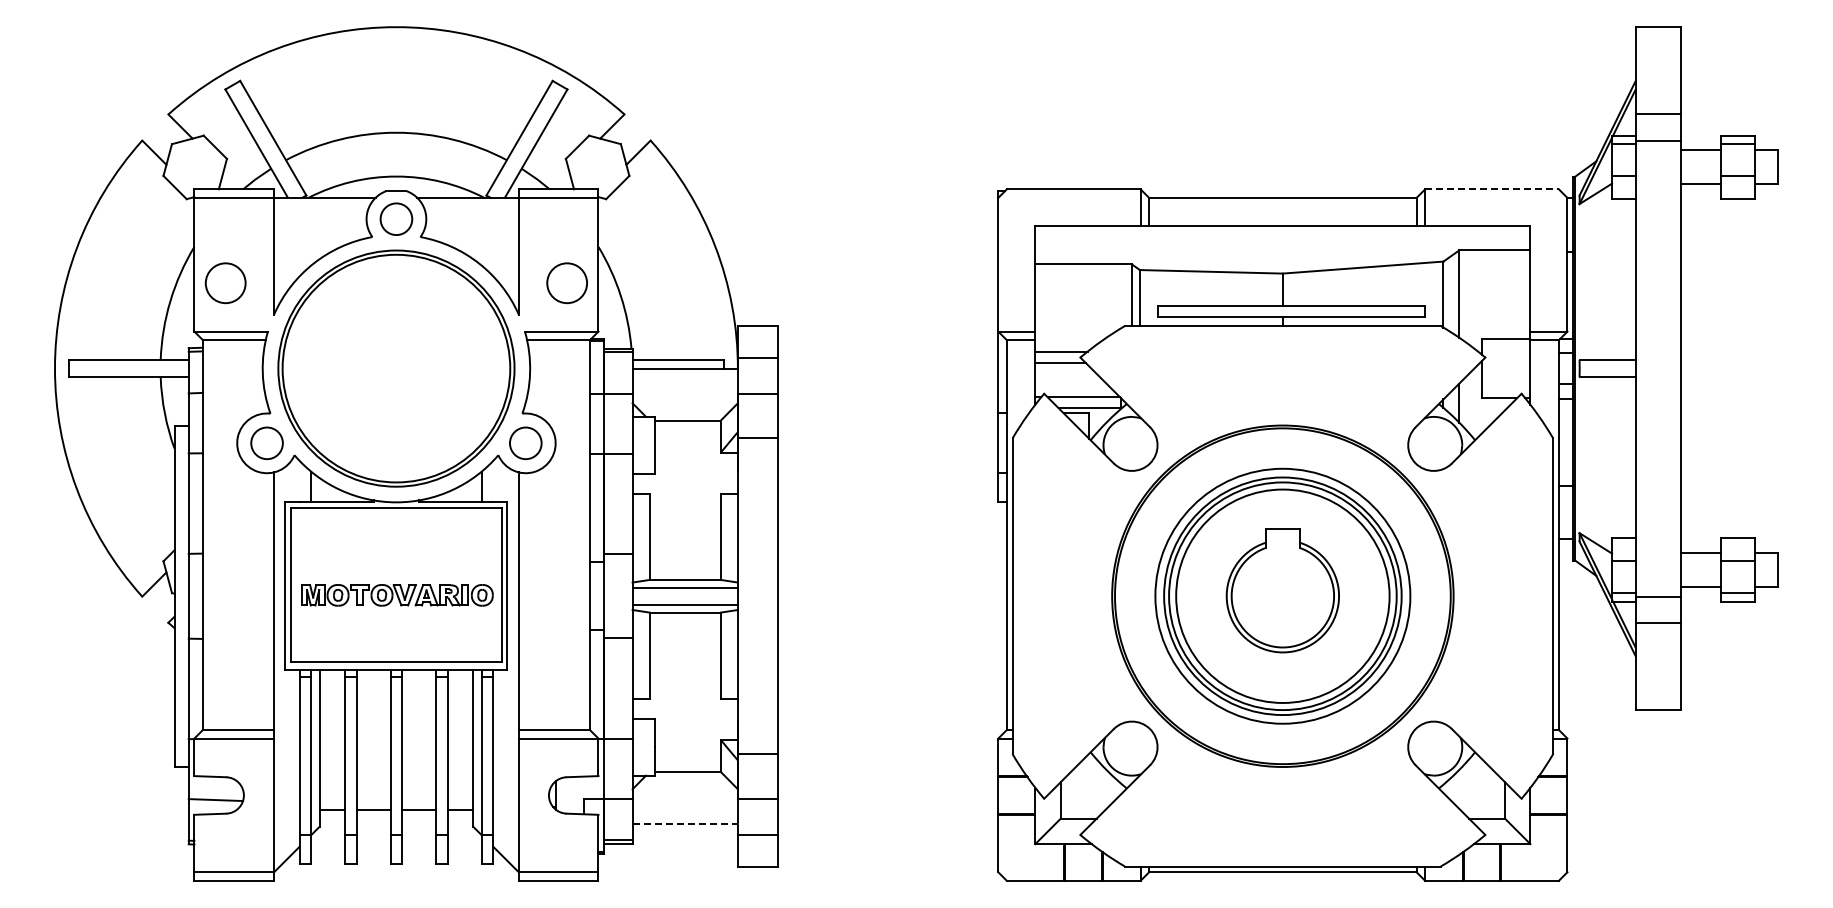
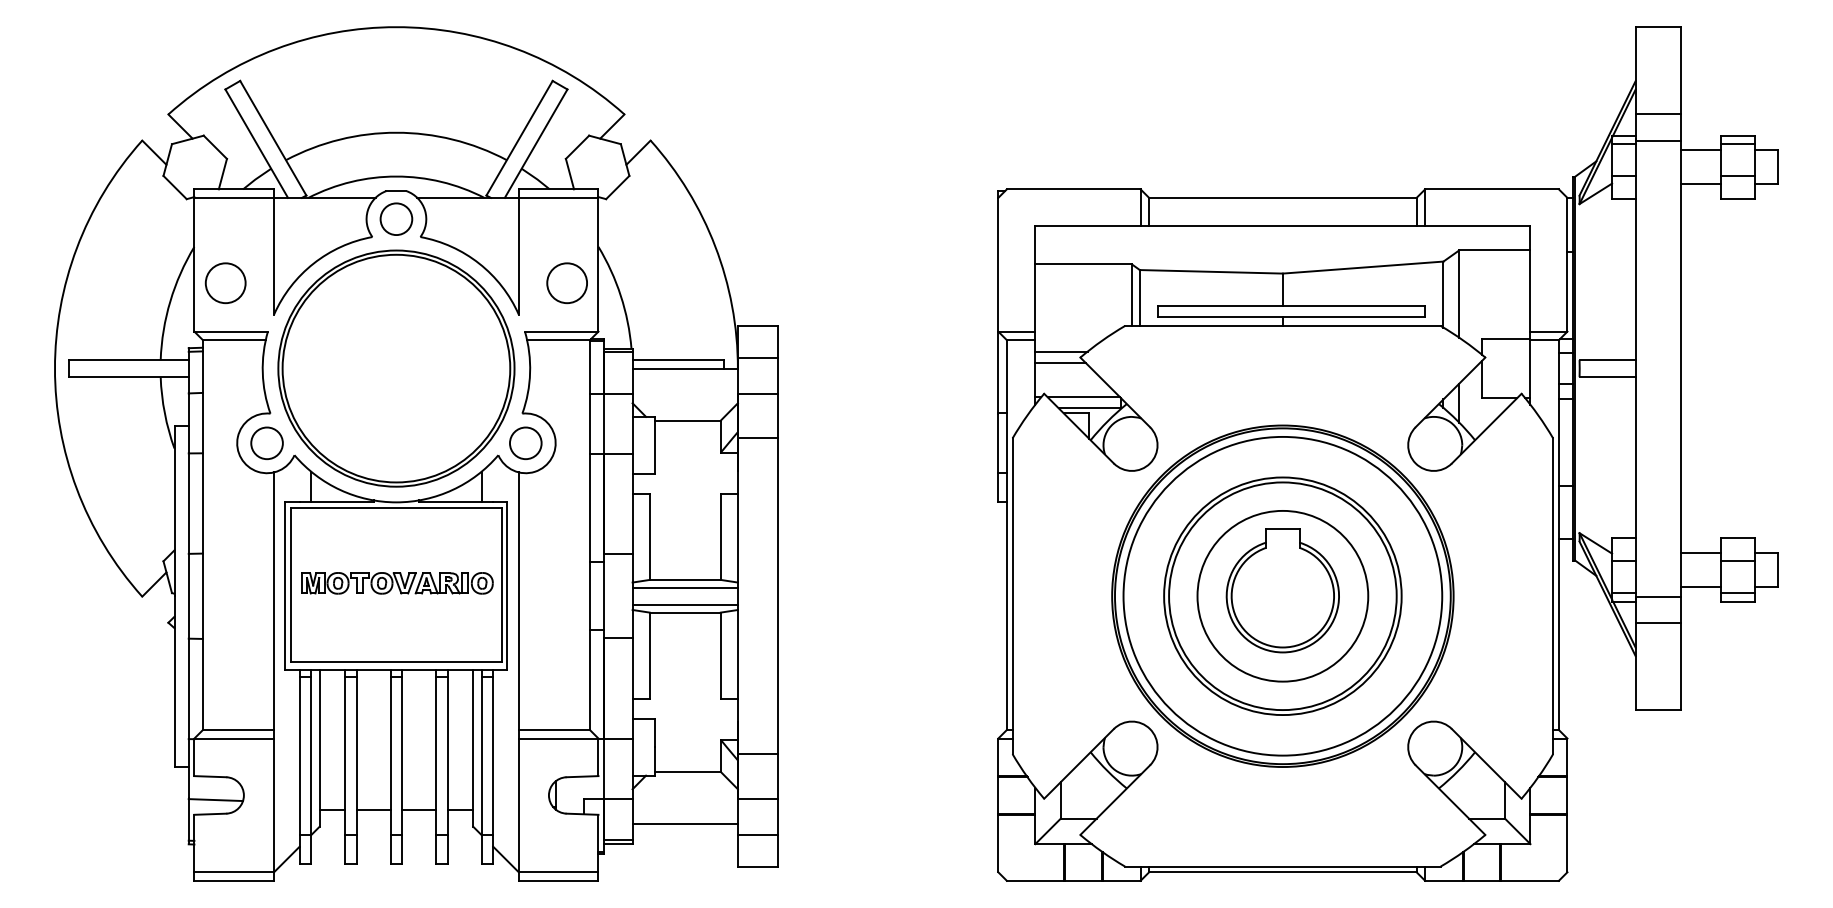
line: dashed -> solid (1492, 189)
part position: (397, 595) -> (397, 583) (397, 583)
circle diameter: 213 px -> 171 px (1282, 595)
circle diameter: 255 px -> 319 px (1282, 595)
line: dashed -> solid (685, 823)
